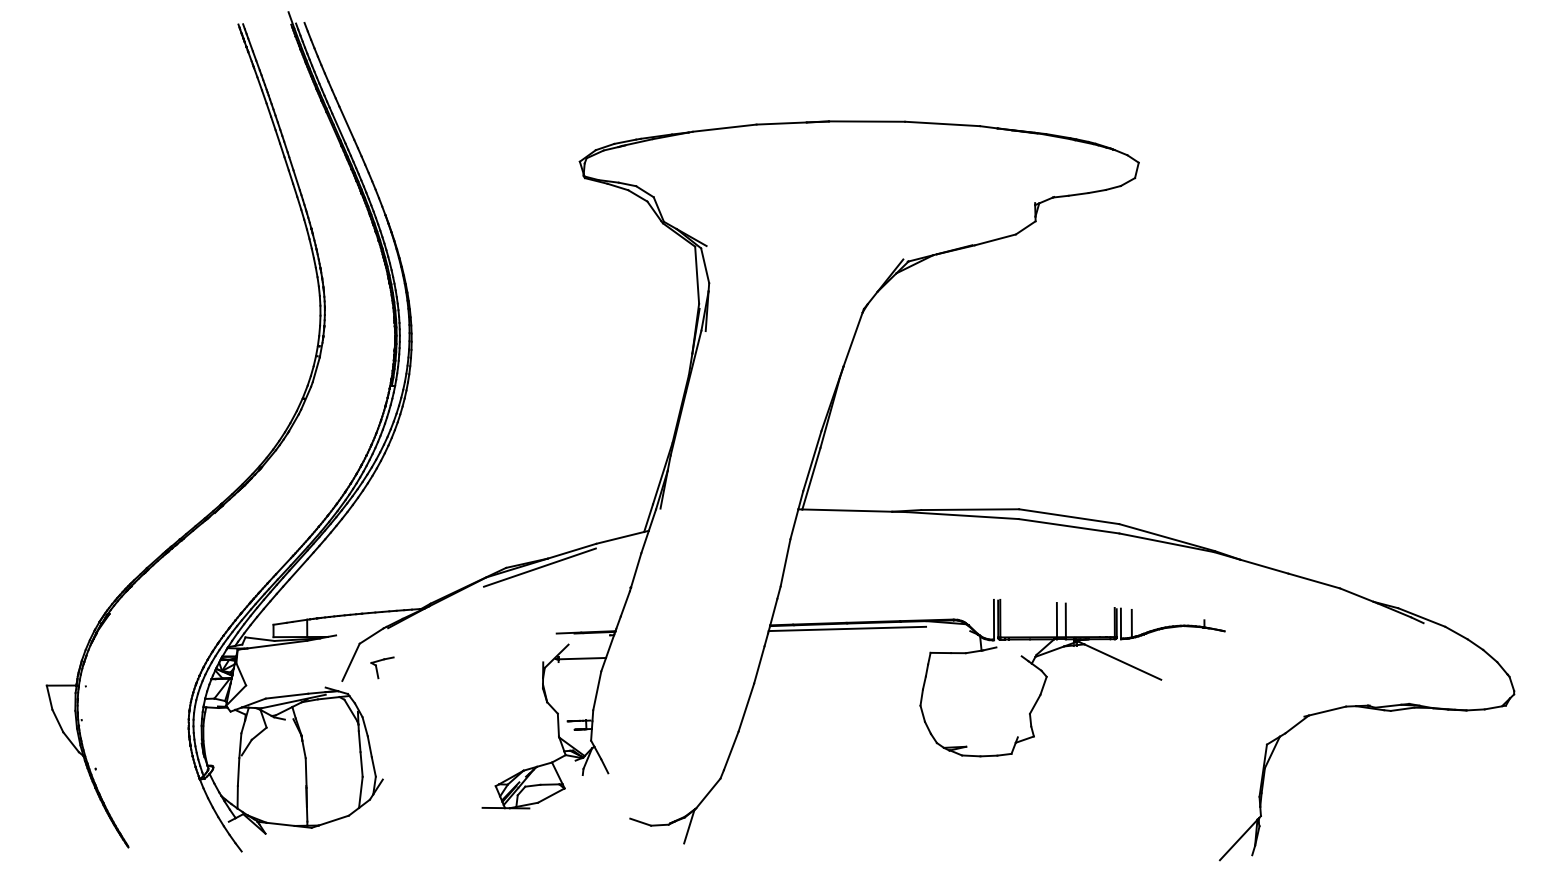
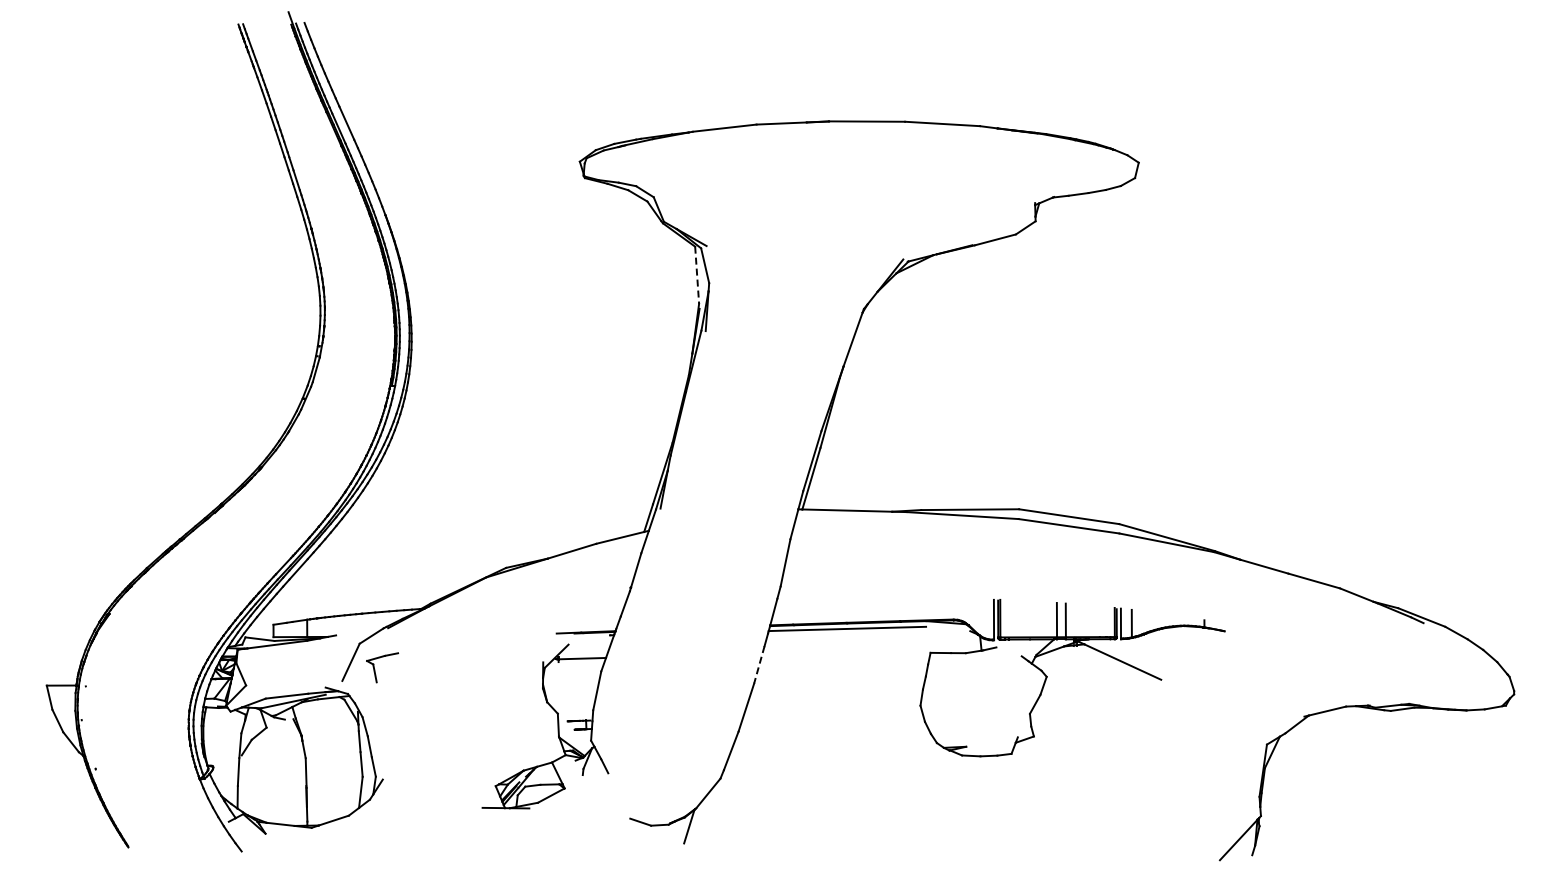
line: solid -> dashed (697, 275)
line: present -> none (539, 567)
line: solid -> dashed (759, 665)
part size: 25x24 px -> 33x32 px (382, 667)
